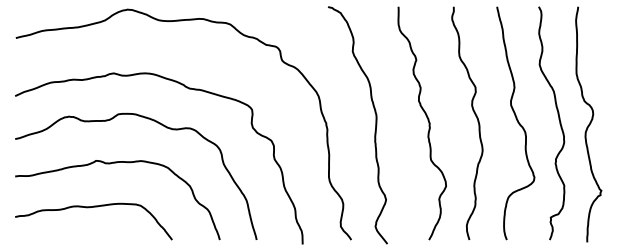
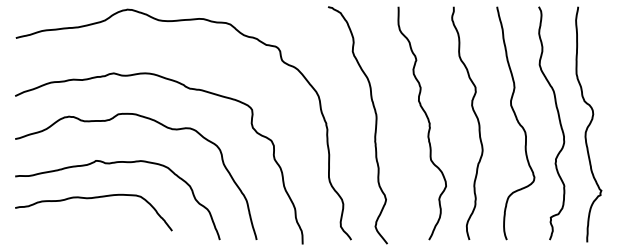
curve position: (89, 208) -> (89, 199) (89, 199)
